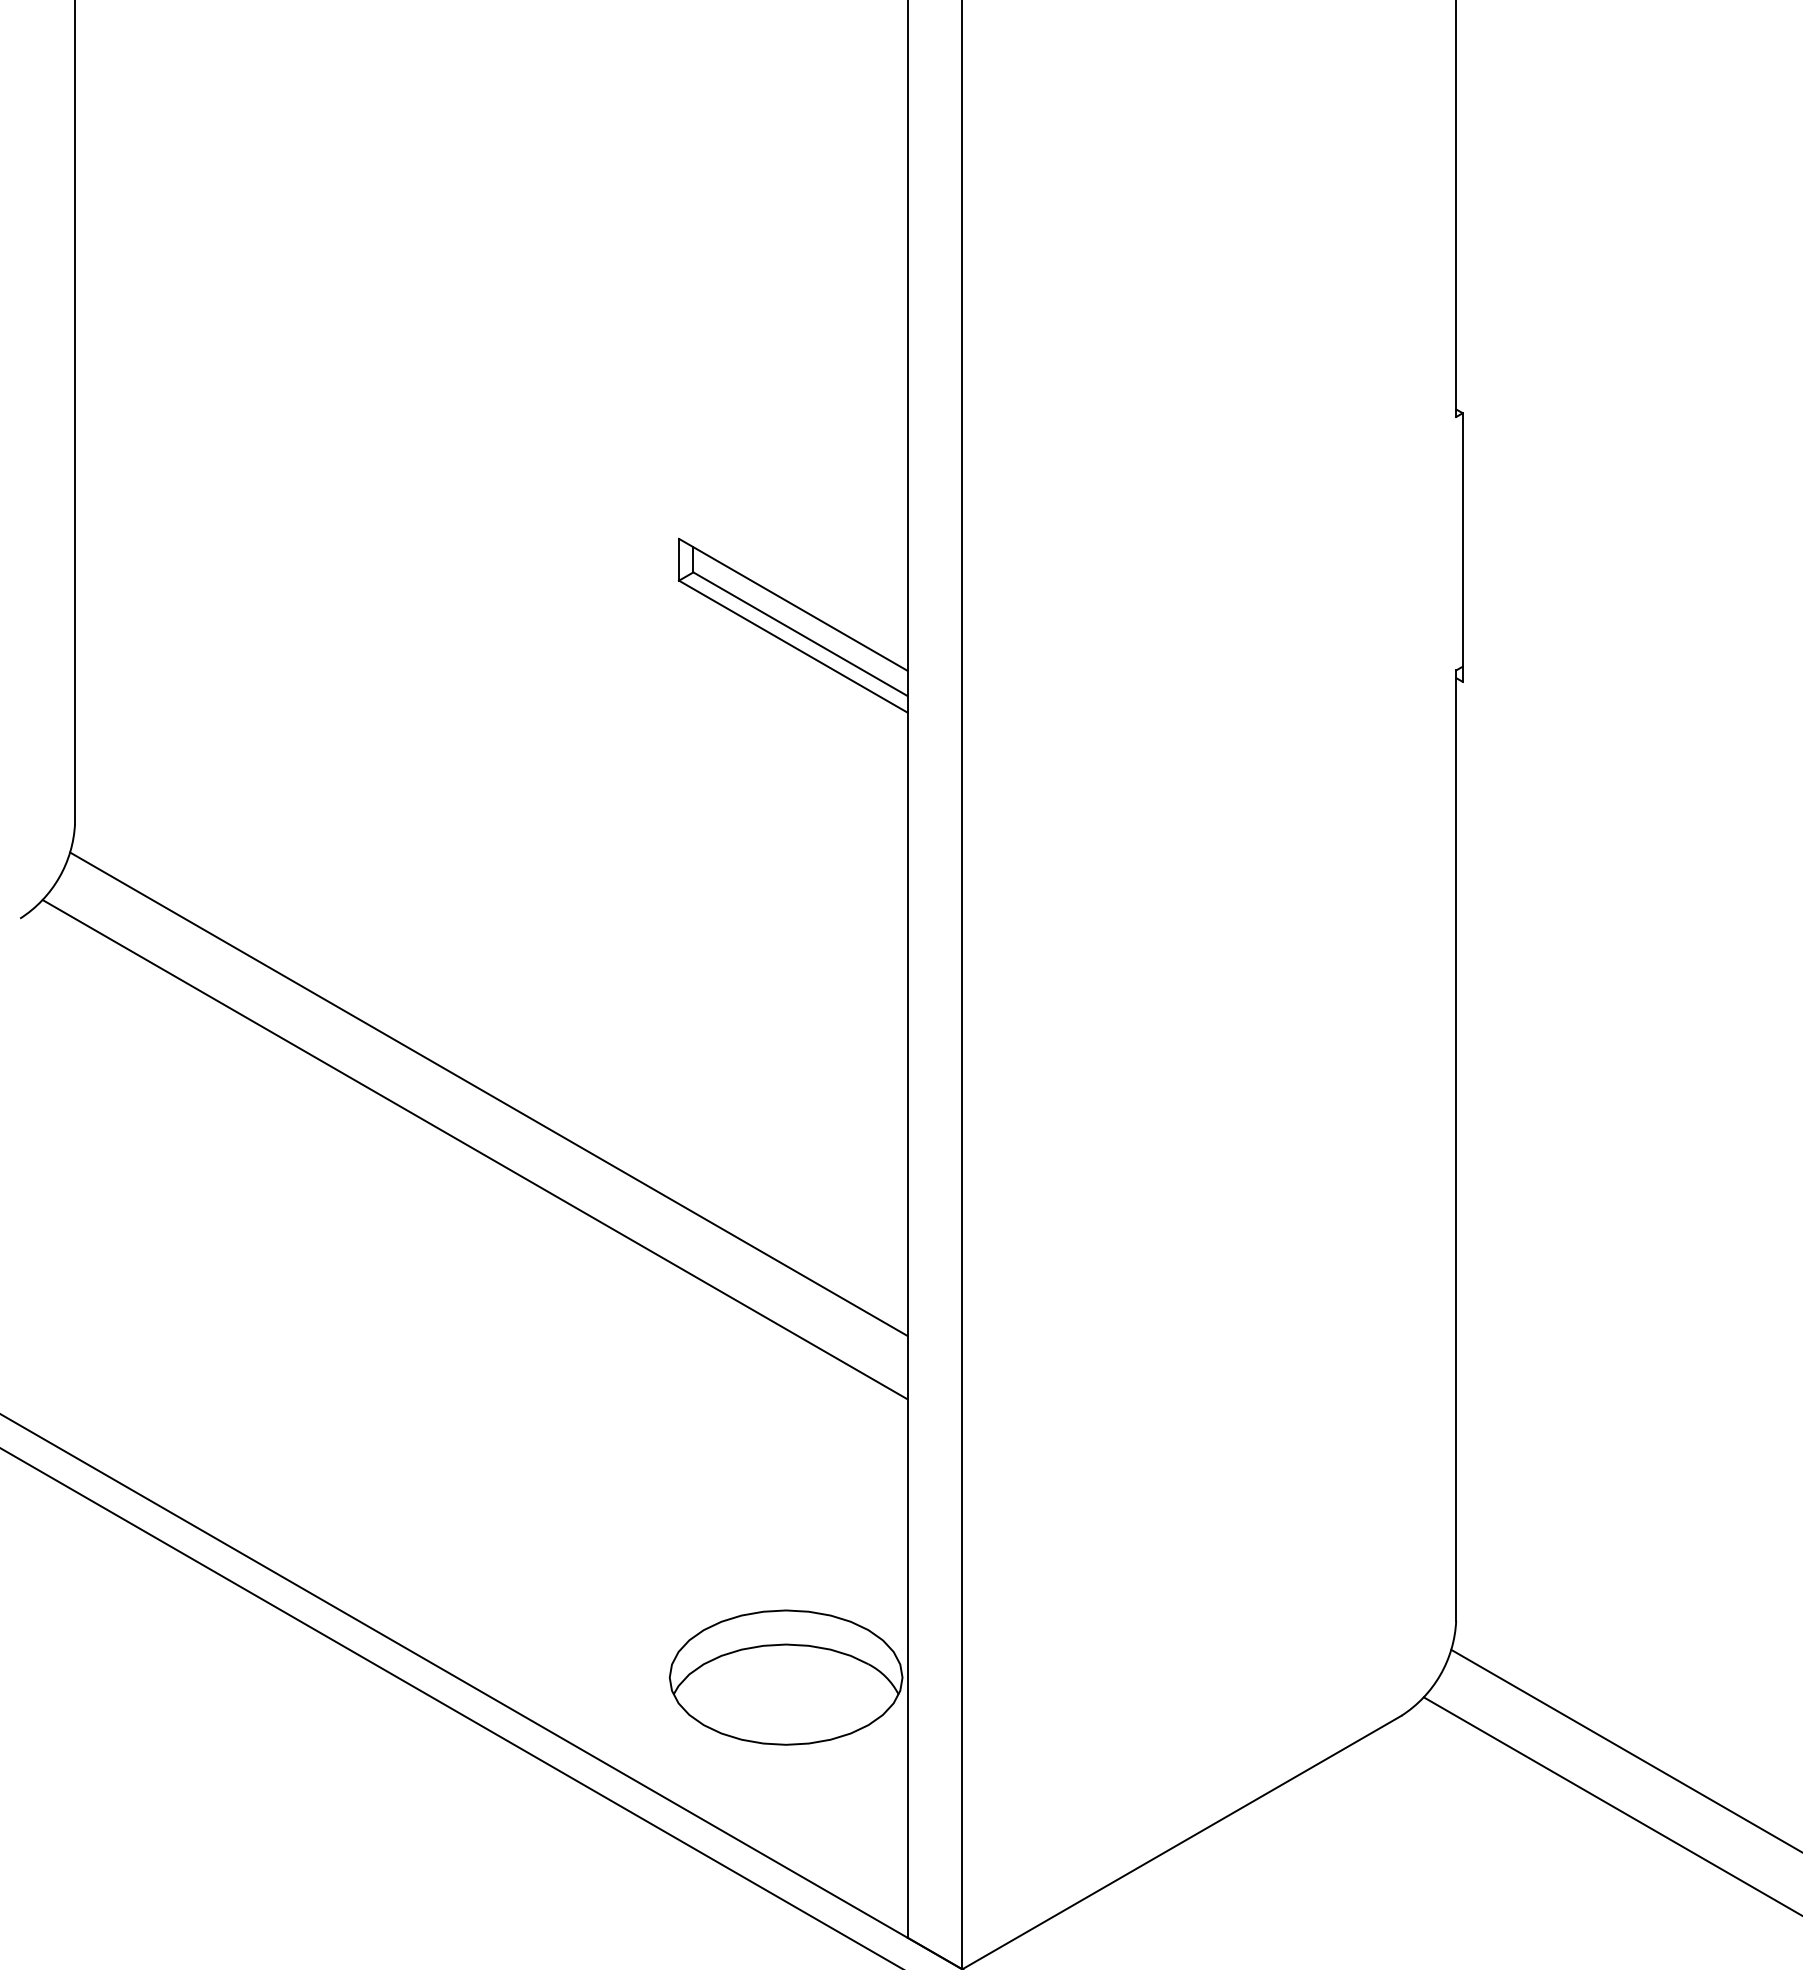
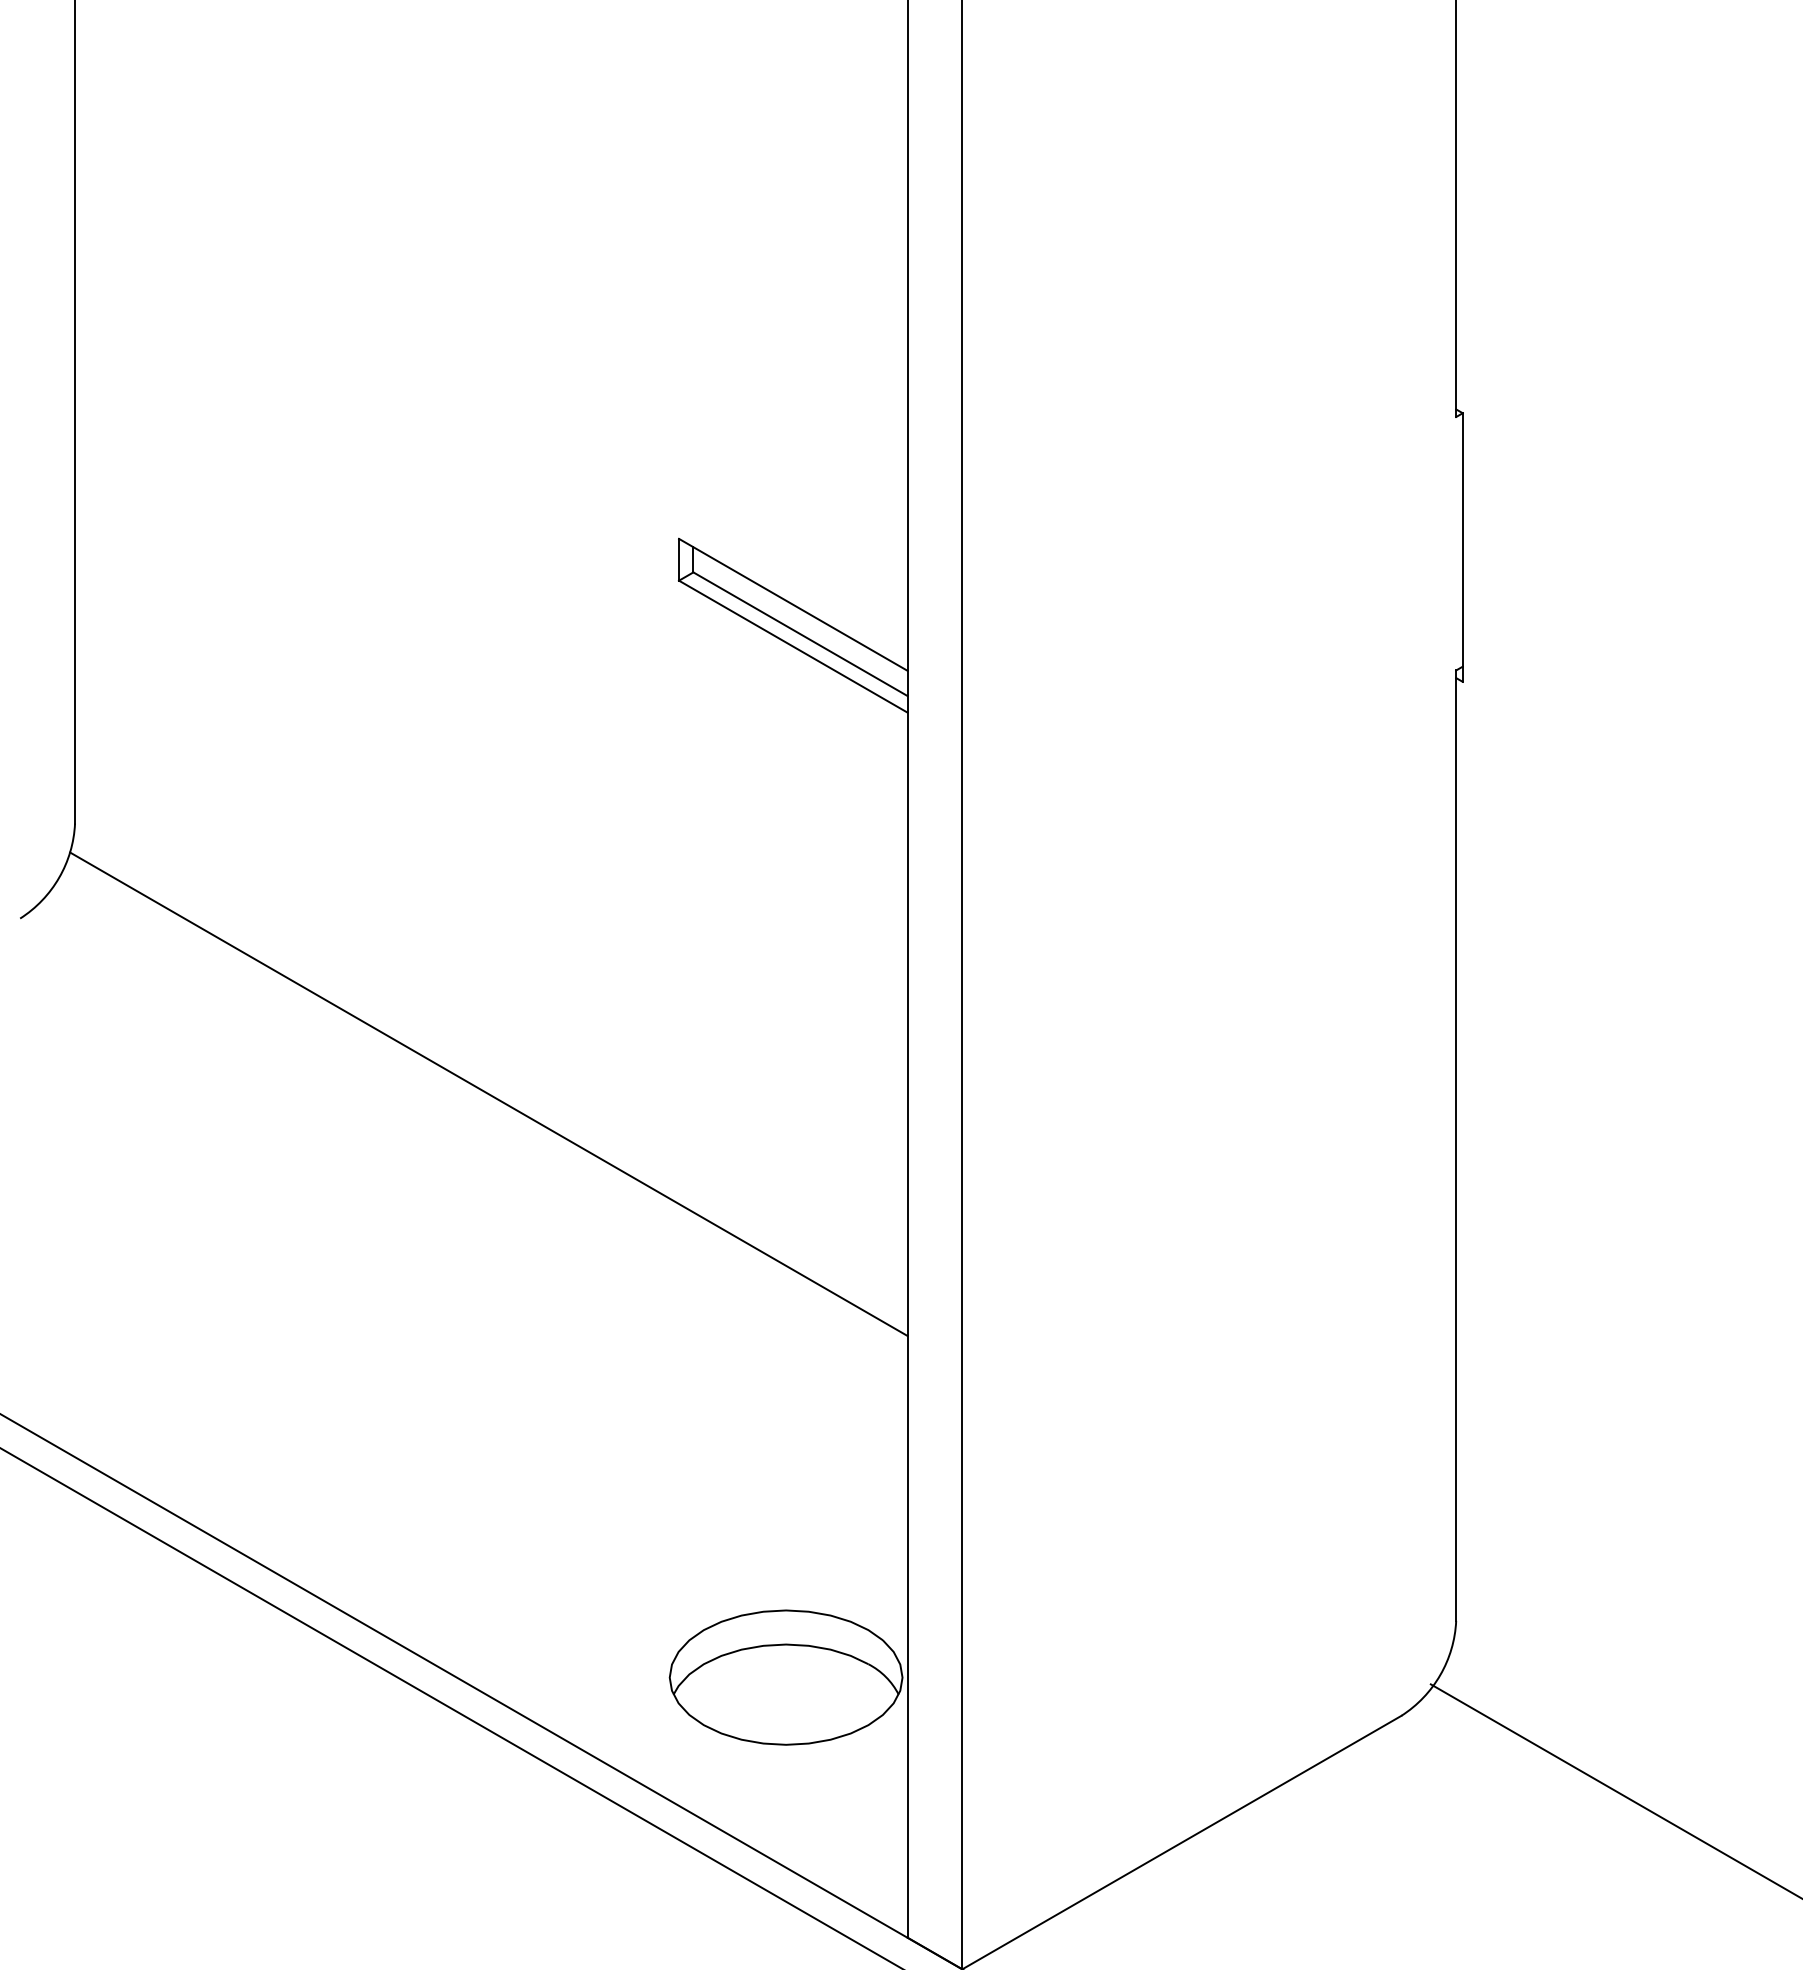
line: present -> none (474, 1149)
line: present -> none (1625, 1749)
line position: (1611, 1805) -> (1614, 1790) (1614, 1790)
